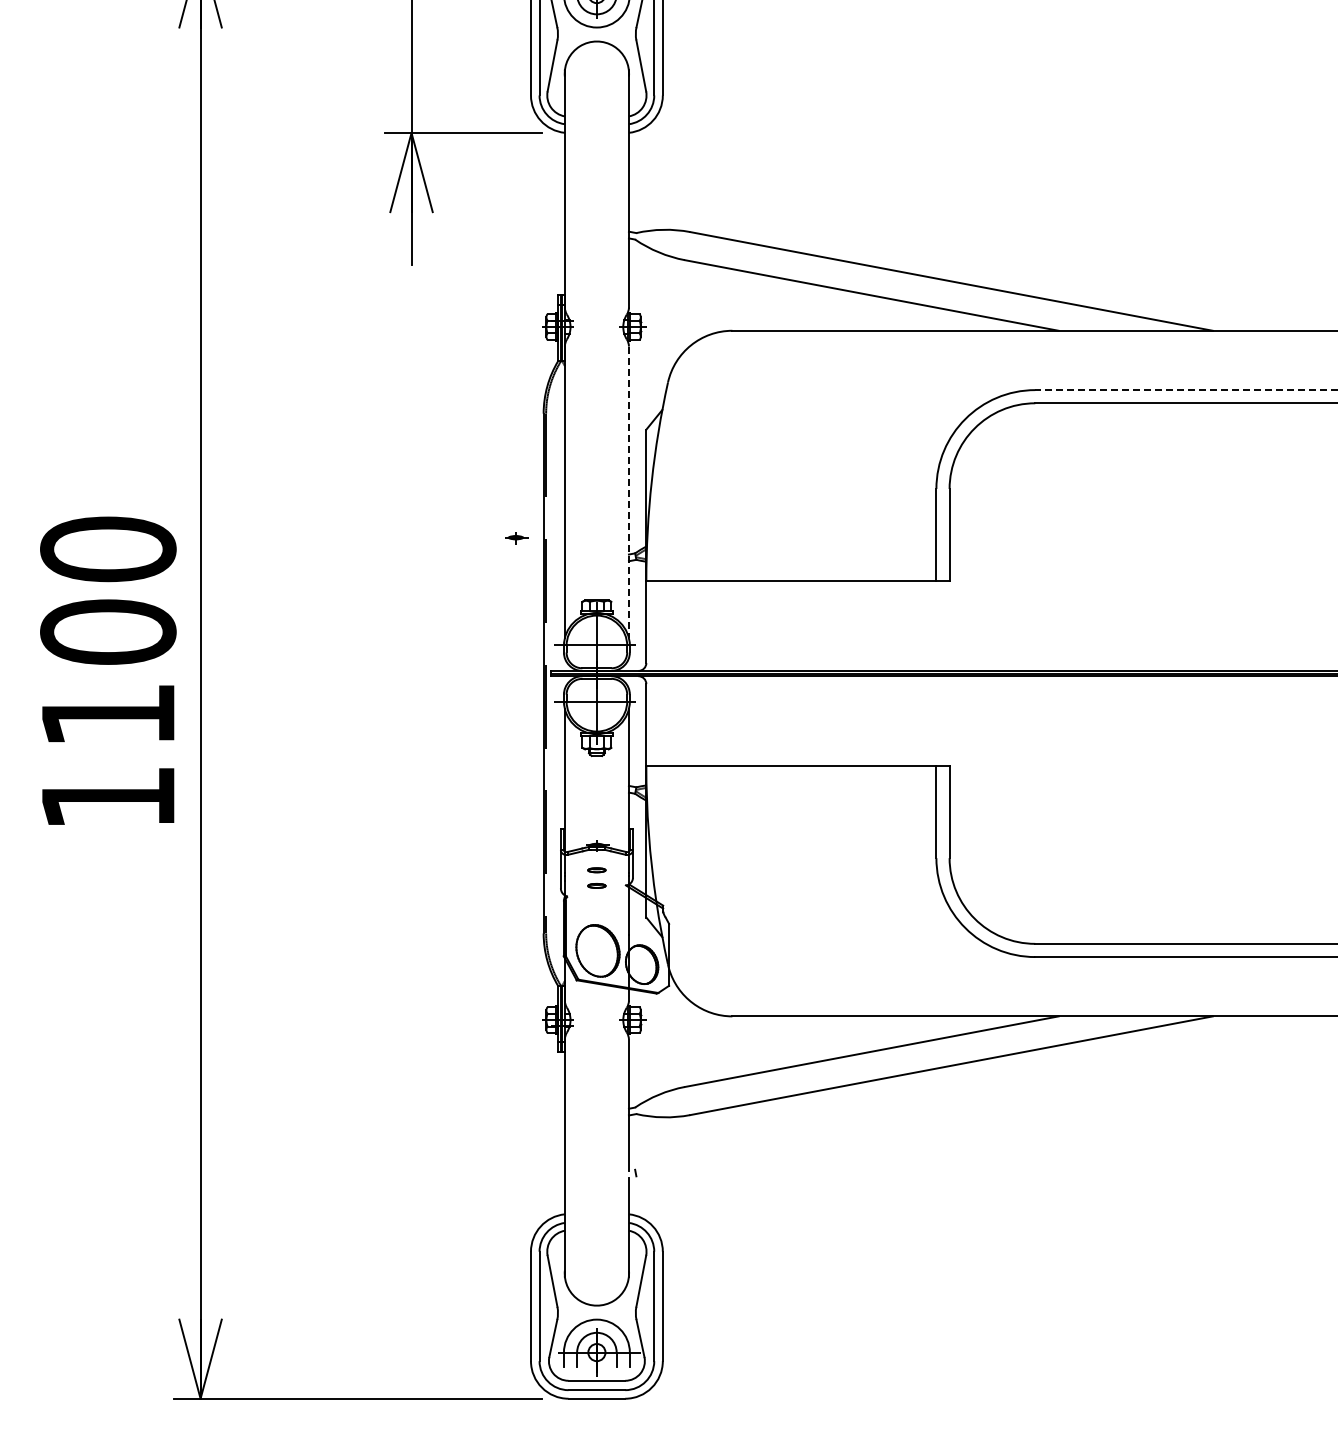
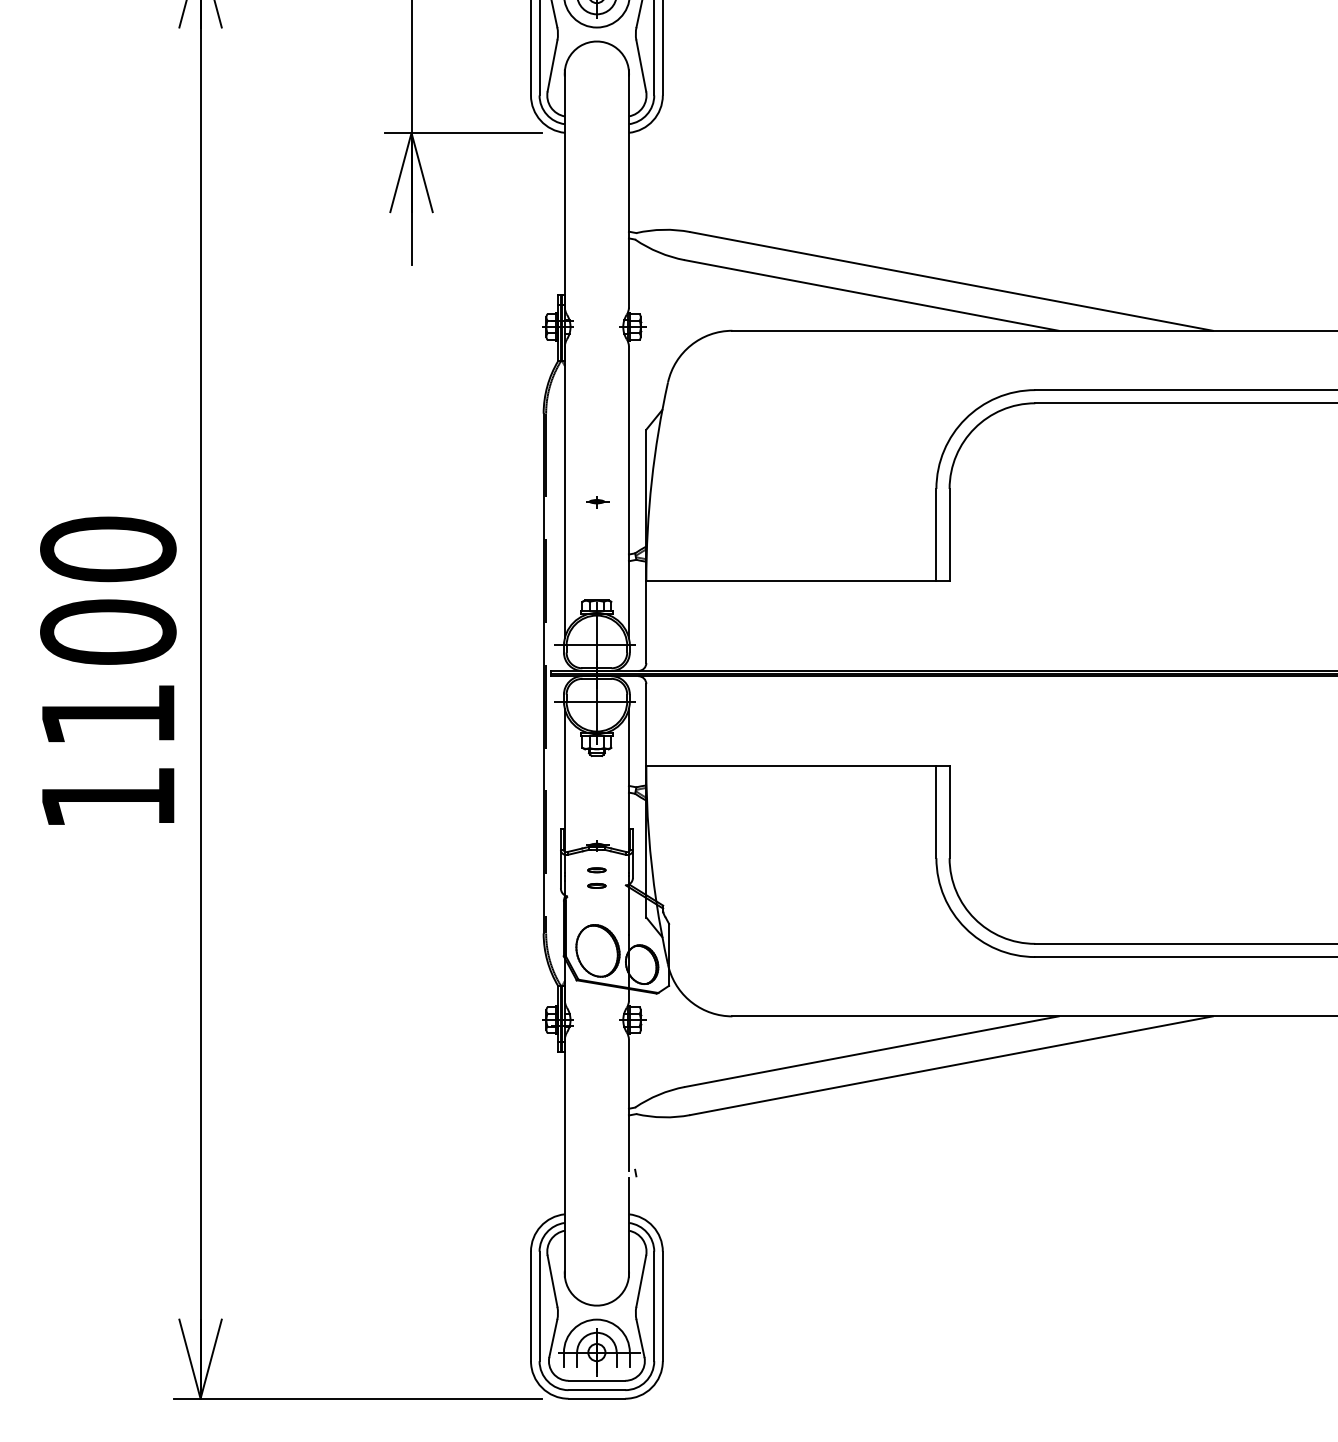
line: dashed -> solid (1186, 390)
line: dashed -> solid (628, 492)
part position: (516, 538) -> (597, 502) (597, 502)
